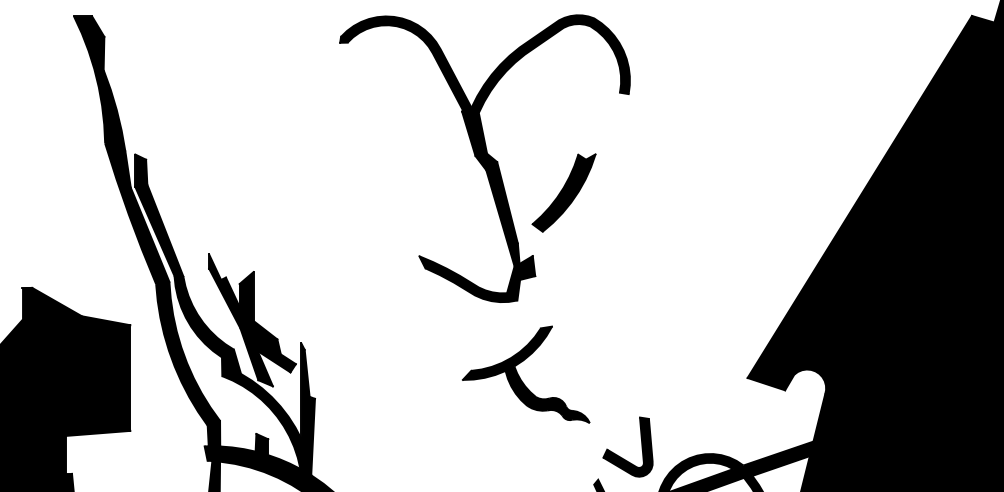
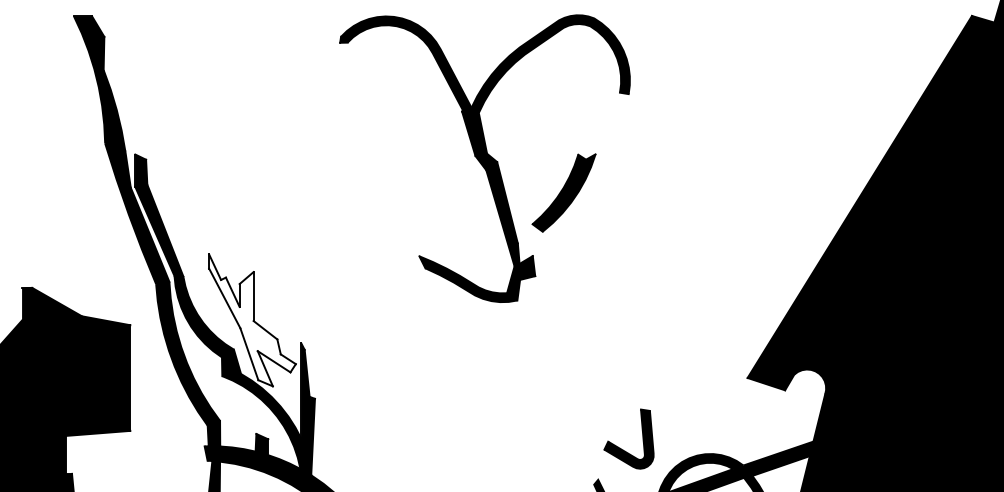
fill: present -> none (252, 320)
part: present -> none (525, 374)
part position: (619, 455) -> (620, 447) (620, 447)
